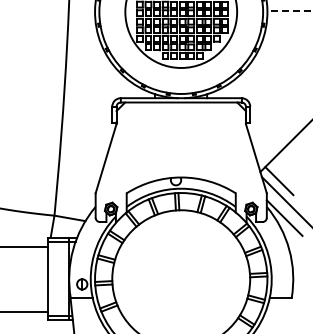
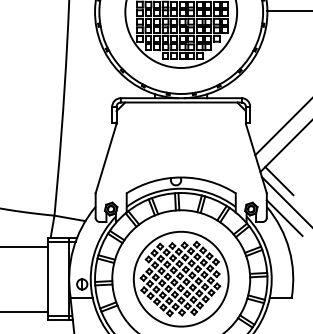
line: dashed -> solid (289, 10)
line: none -> present (282, 128)
part: none -> present (181, 278)
